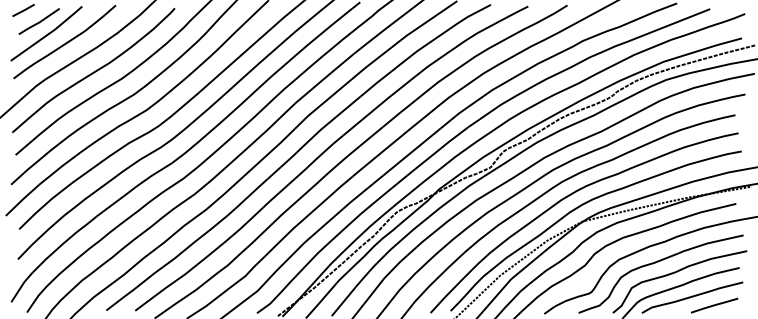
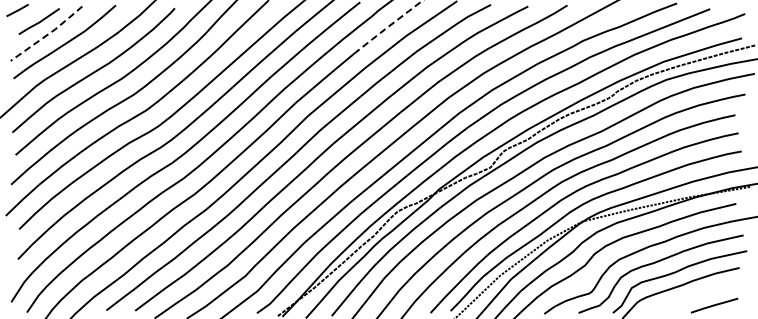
line position: (23, 10) -> (17, 10) (17, 10)
line: solid -> dashed (387, 27)
line: solid -> dashed (47, 34)
curve: present -> none (692, 297)
